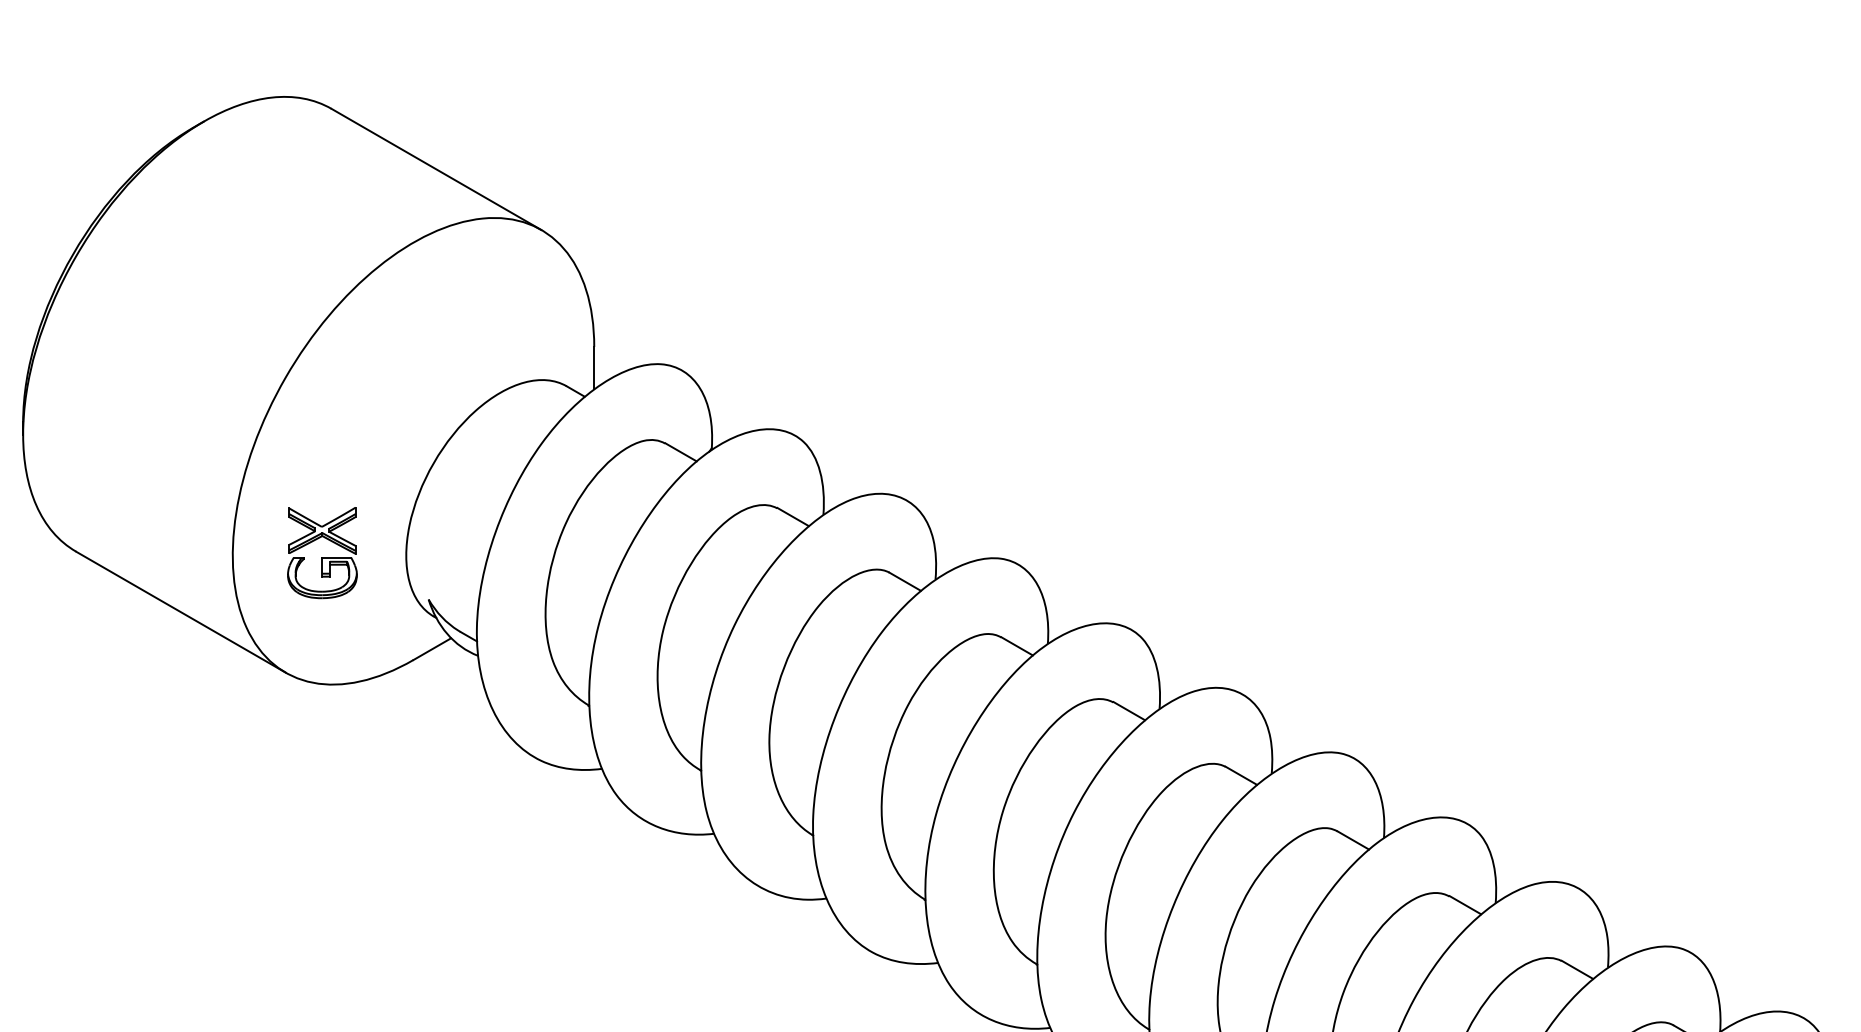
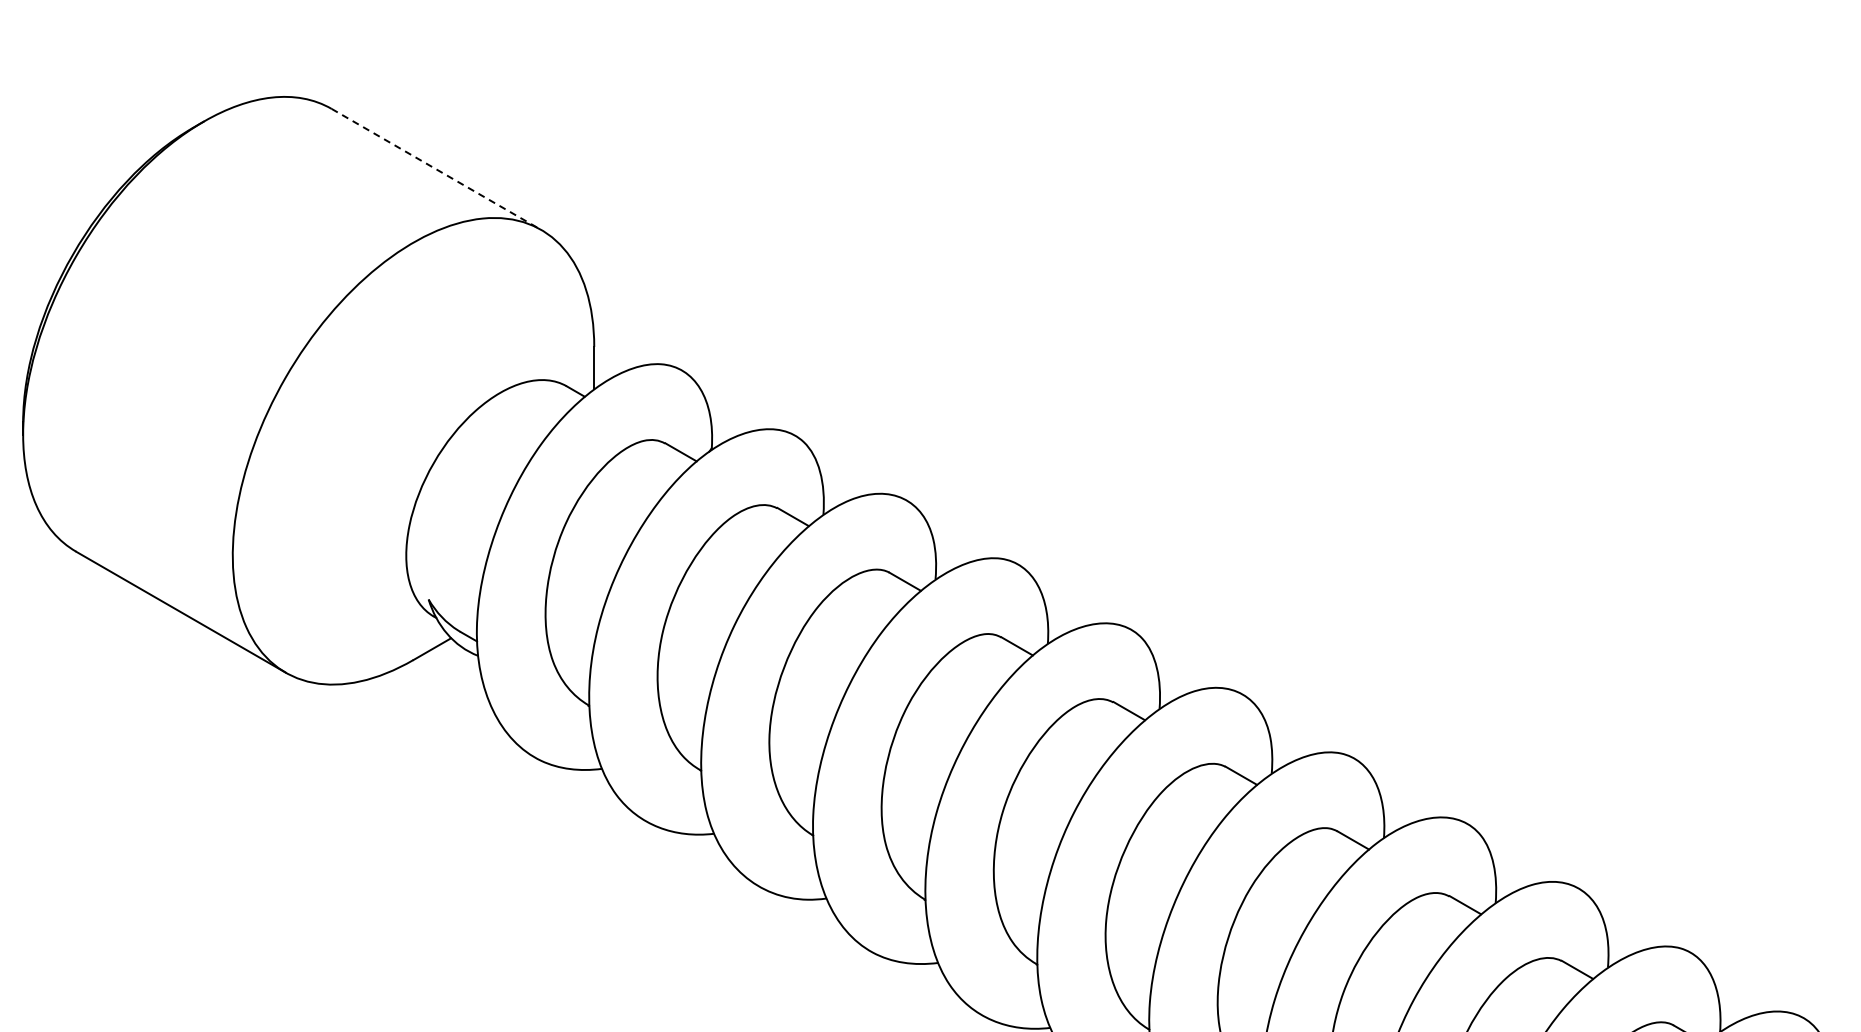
line: solid -> dashed (436, 169)
part: present -> none (322, 553)
